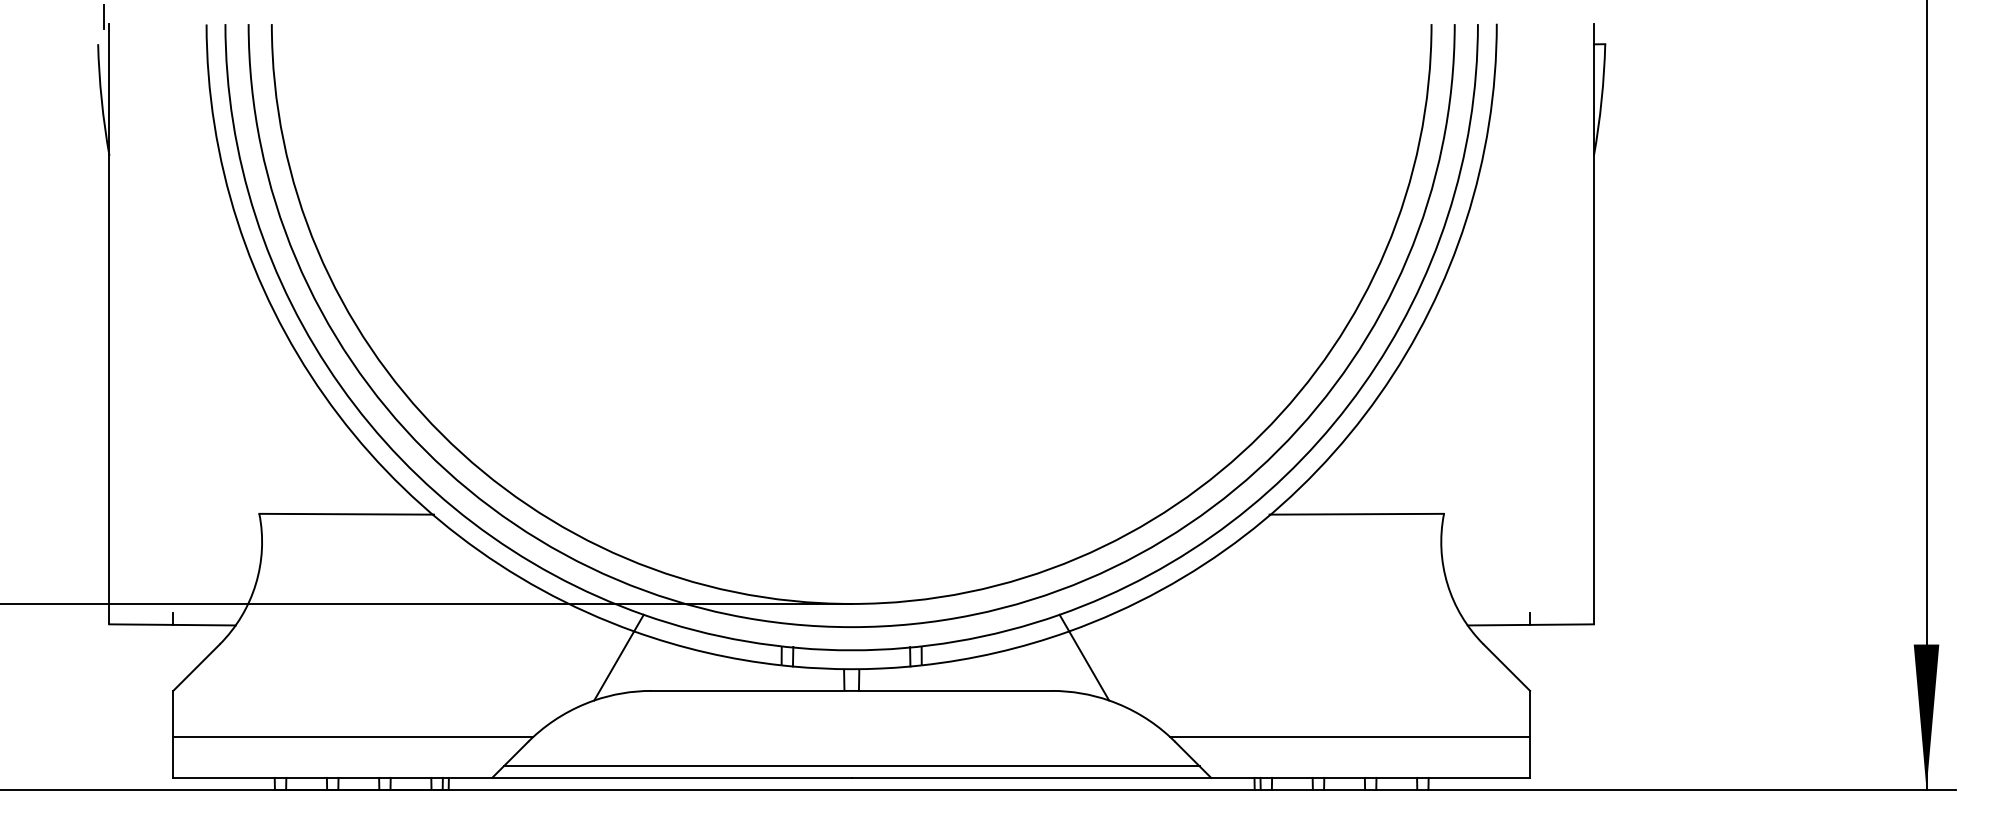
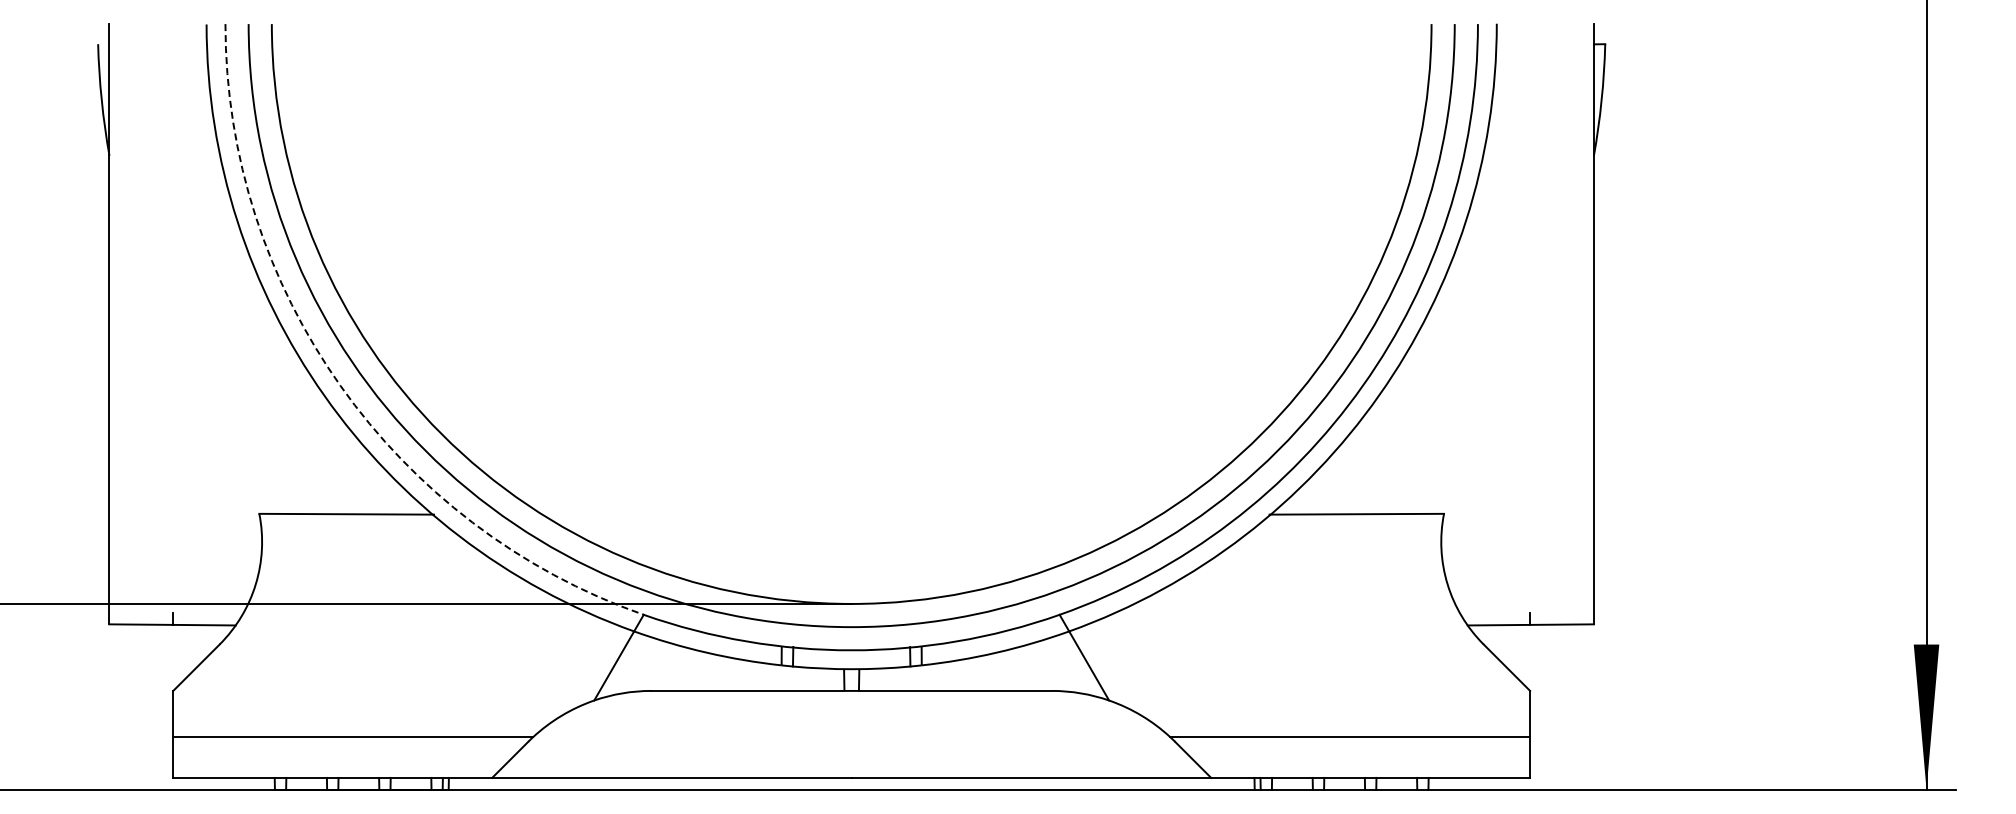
line: present -> none (103, 16)
arc: solid -> dashed (340, 386)
line: present -> none (851, 766)
